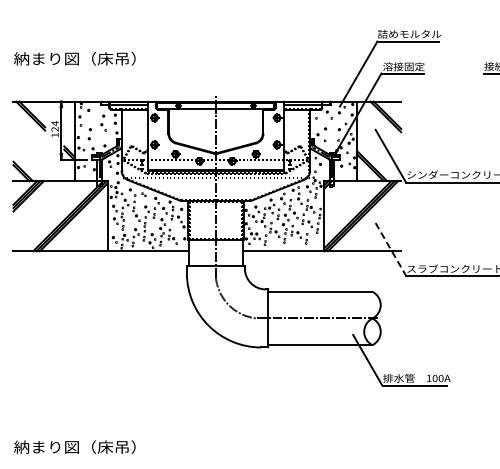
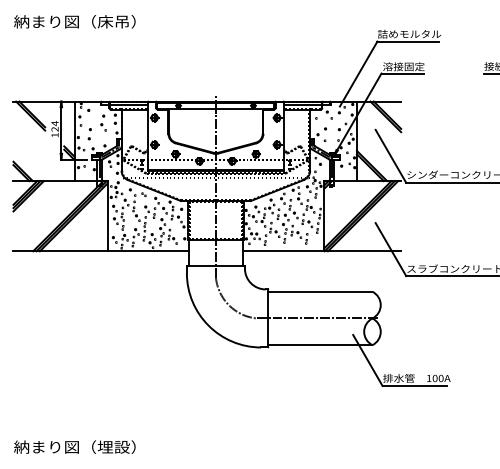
text position: (74, 58) -> (74, 21) (74, 21)
line: dashed -> solid (390, 249)
text: 納まり図（床吊） -> 納まり図（埋設） (113, 446)
